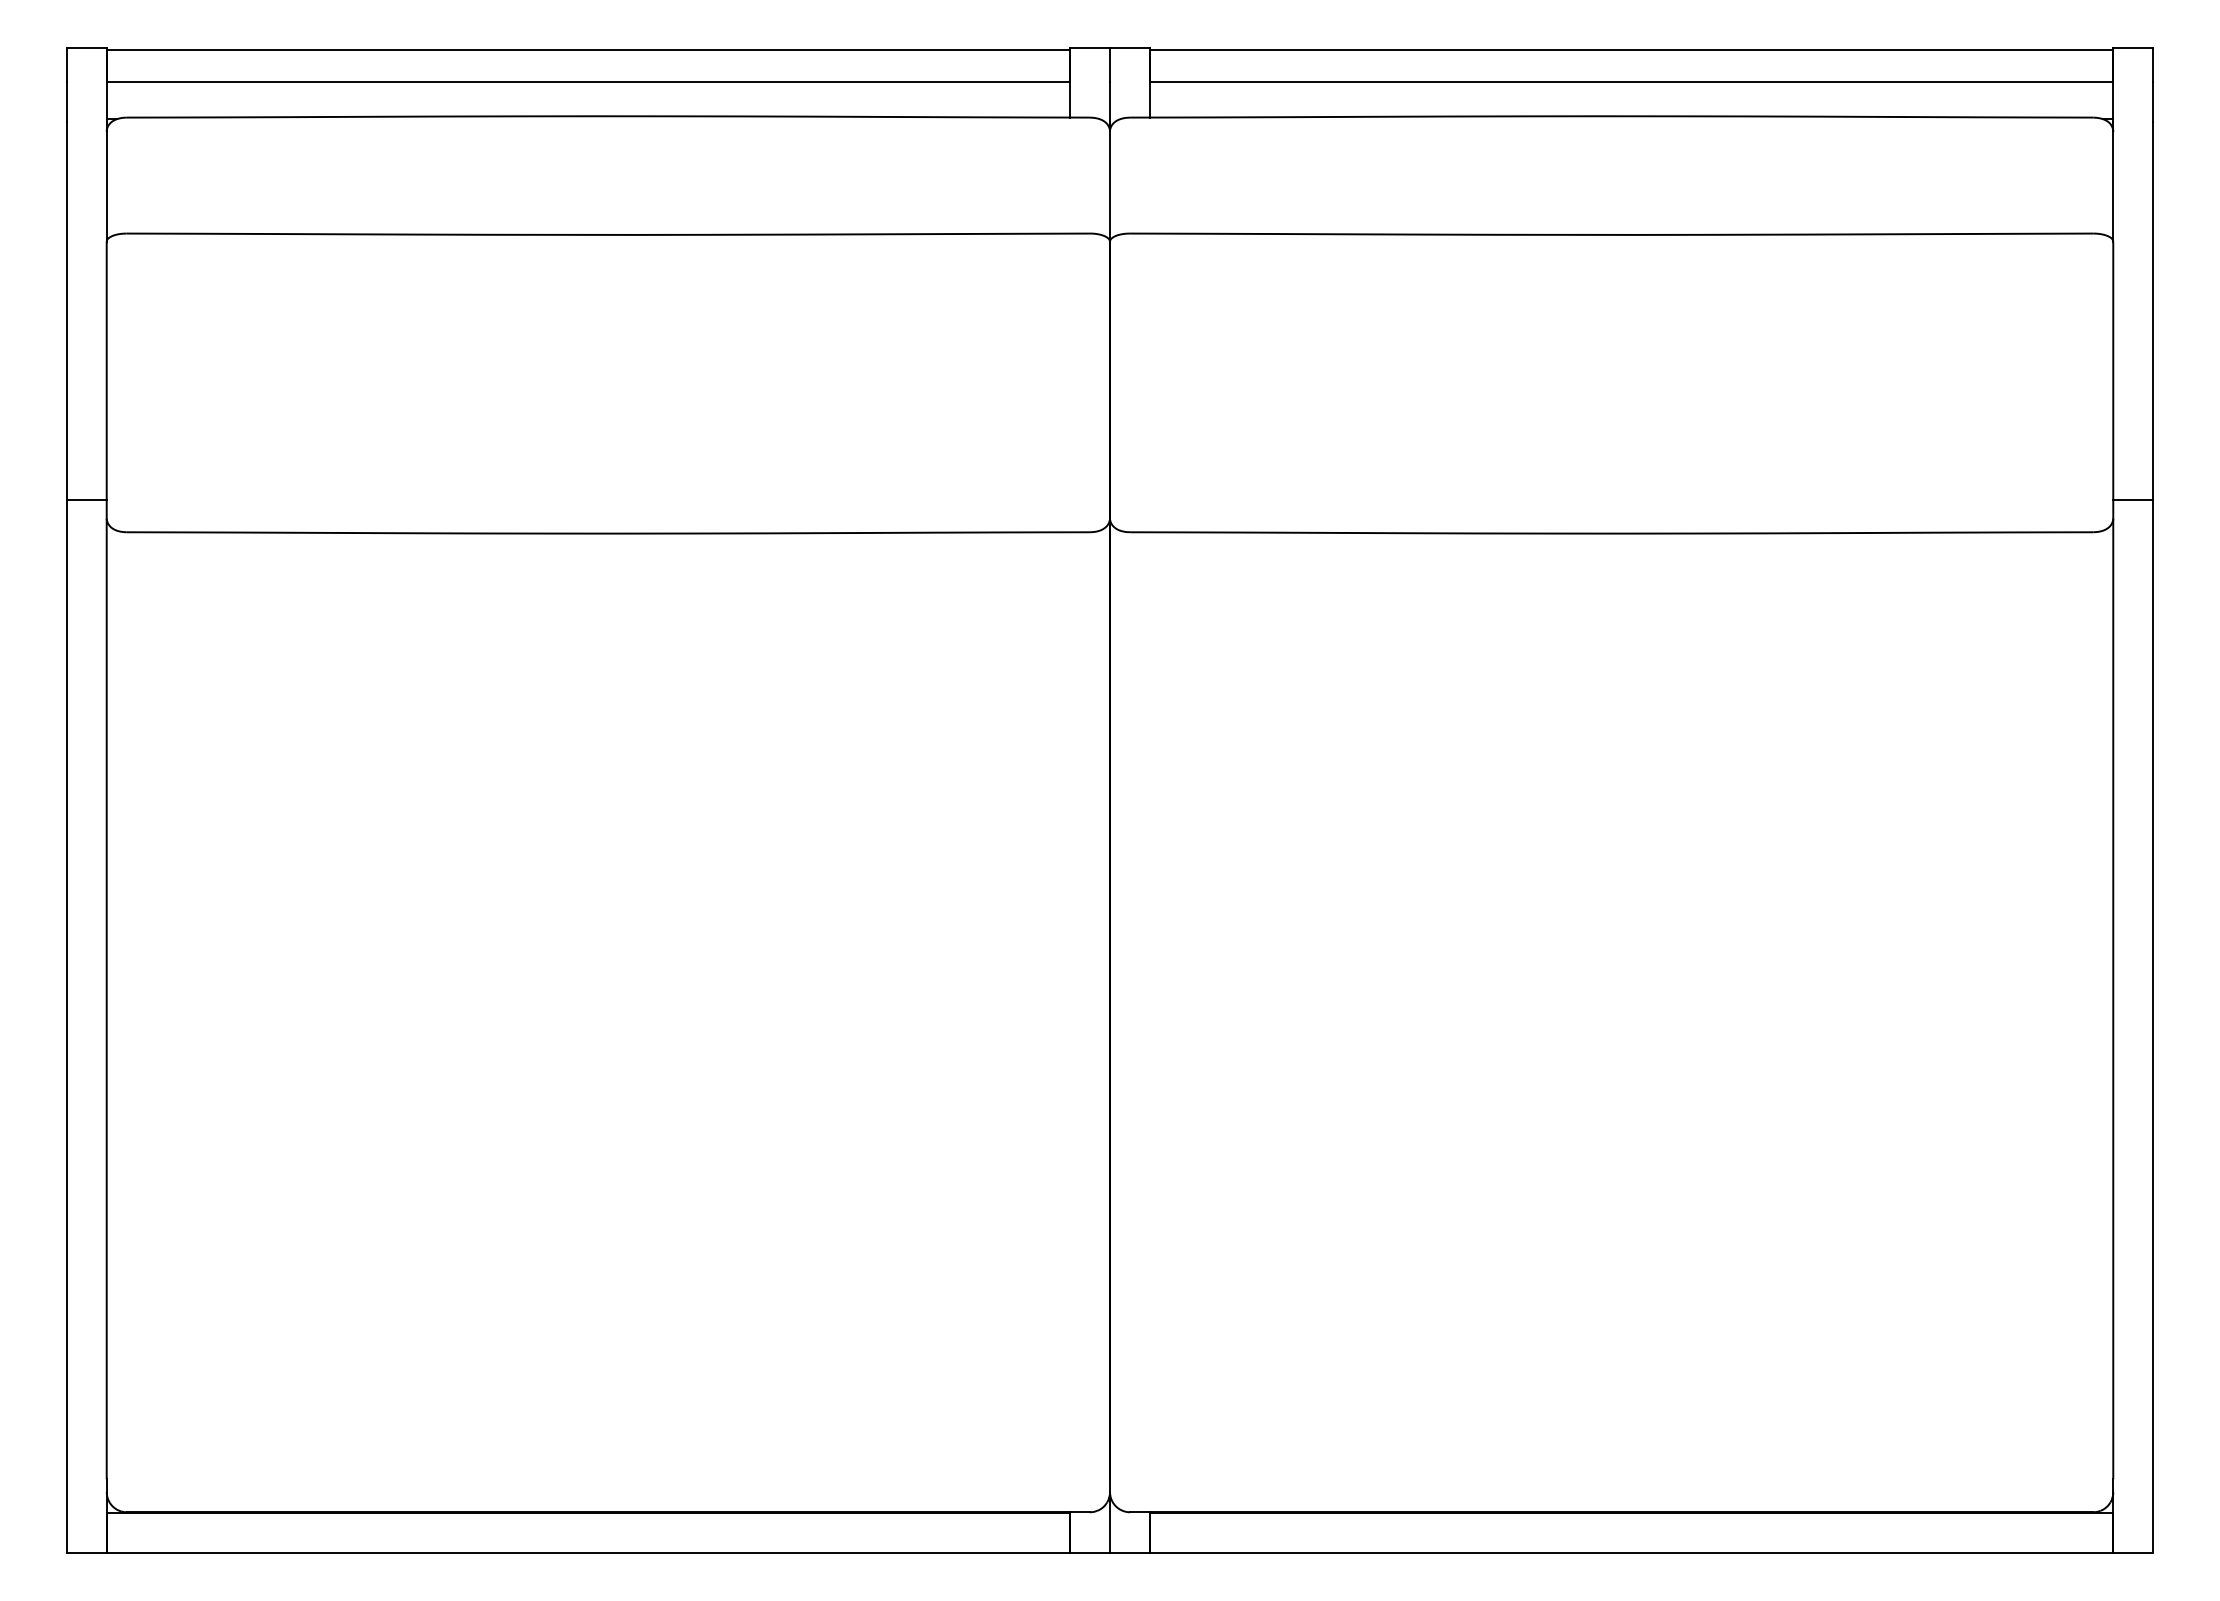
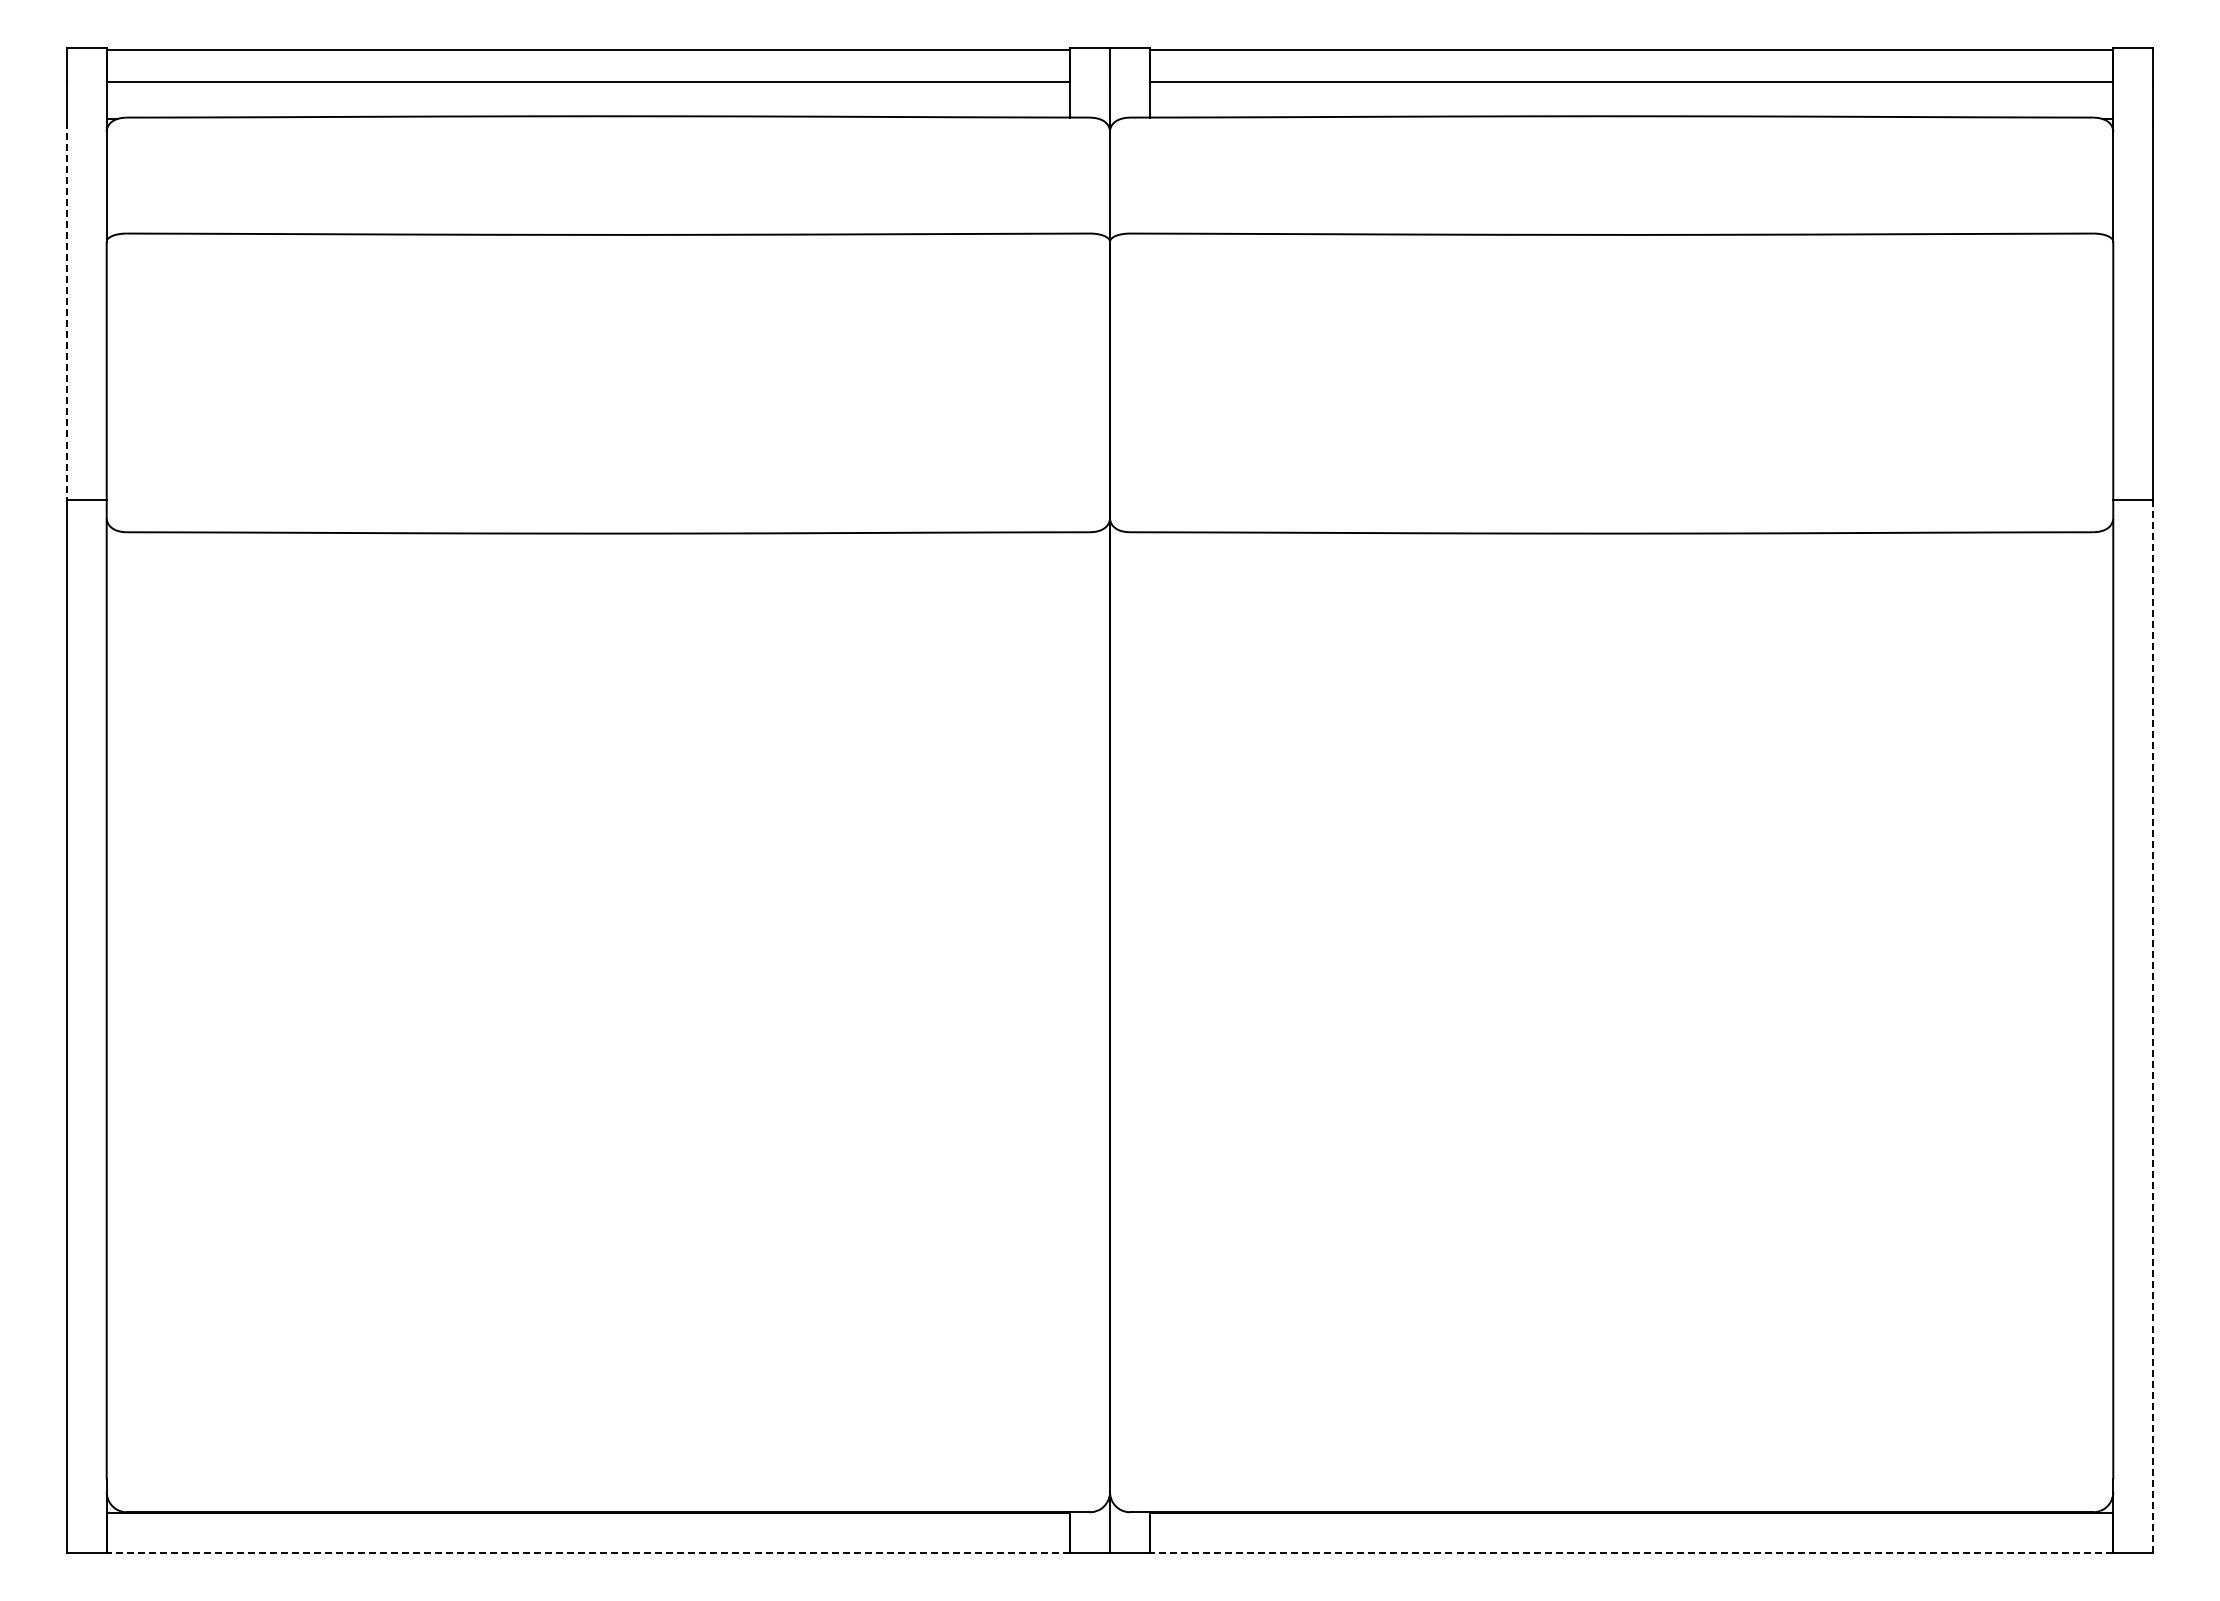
line: solid -> dashed (66, 310)
line: solid -> dashed (2153, 1026)
line: solid -> dashed (588, 1552)
line: solid -> dashed (1631, 1552)
